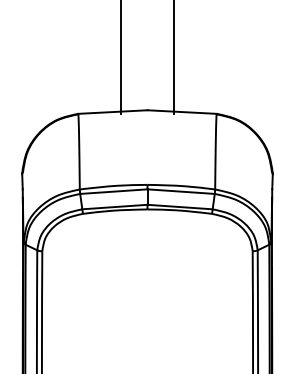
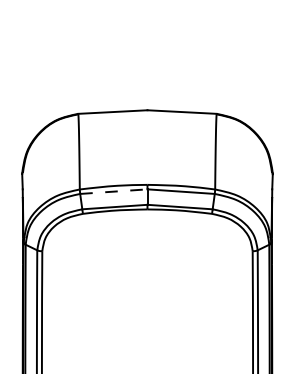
line: present -> none (121, 58)
line: present -> none (173, 58)
line: solid -> dashed (113, 191)
